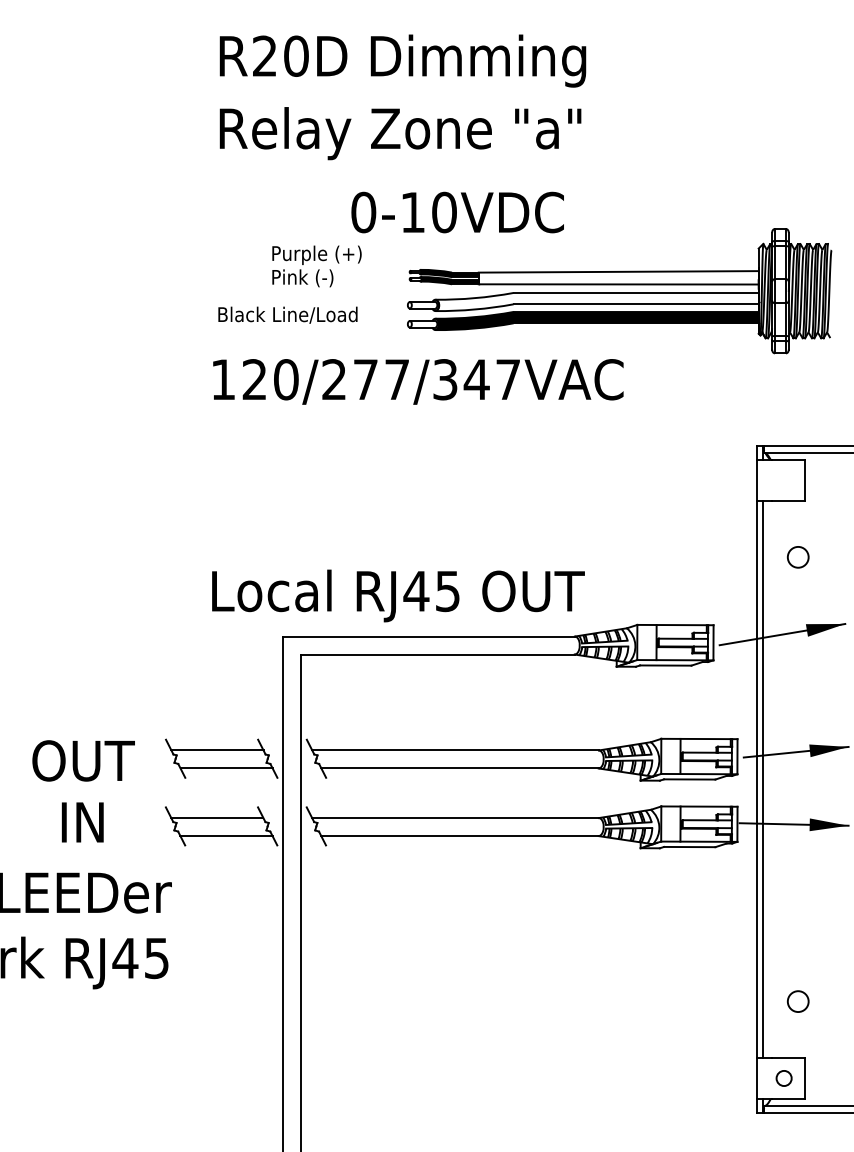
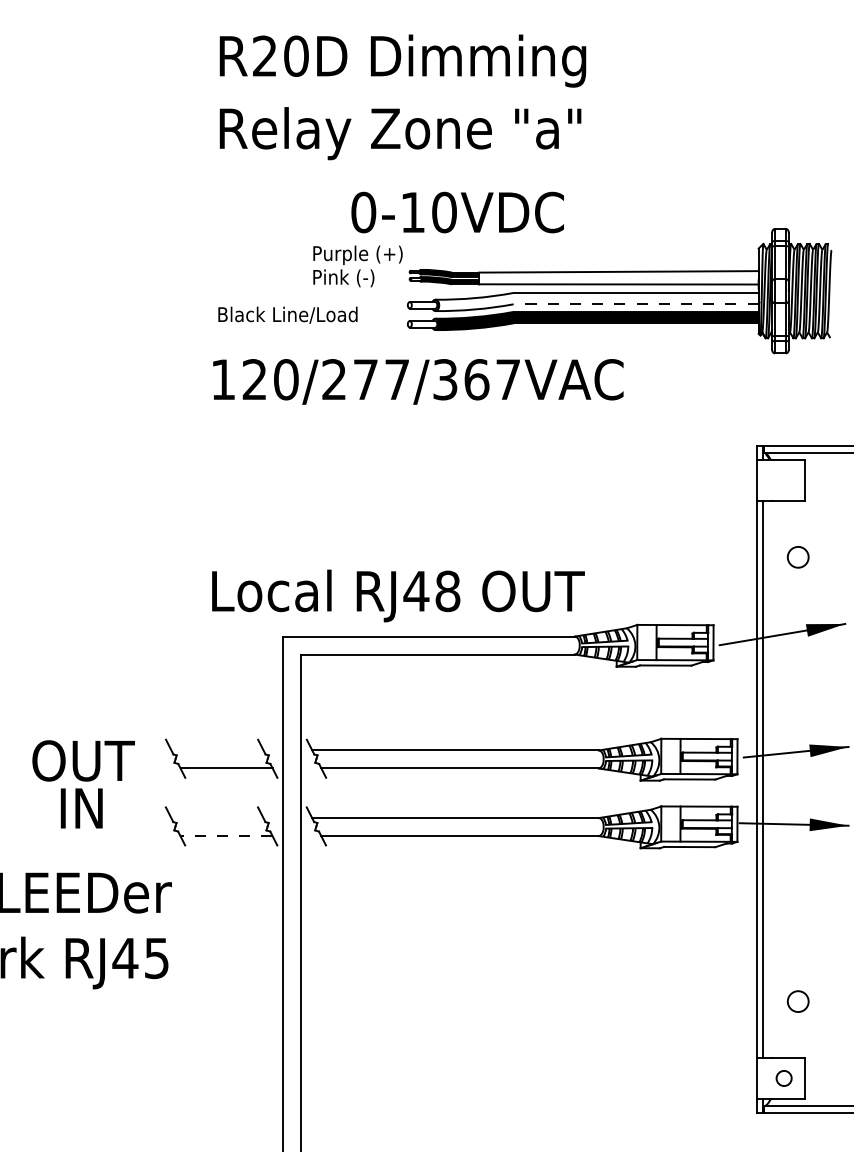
text position: (316, 266) -> (357, 266) (357, 266)
line: solid -> dashed (636, 304)
text: 120/277/347VAC -> 120/277/367VAC (476, 379)
text: RJ45 -> RJ48 (447, 591)
line: present -> none (217, 750)
line: present -> none (217, 818)
text position: (82, 822) -> (81, 808) (81, 808)
line: solid -> dashed (226, 836)
